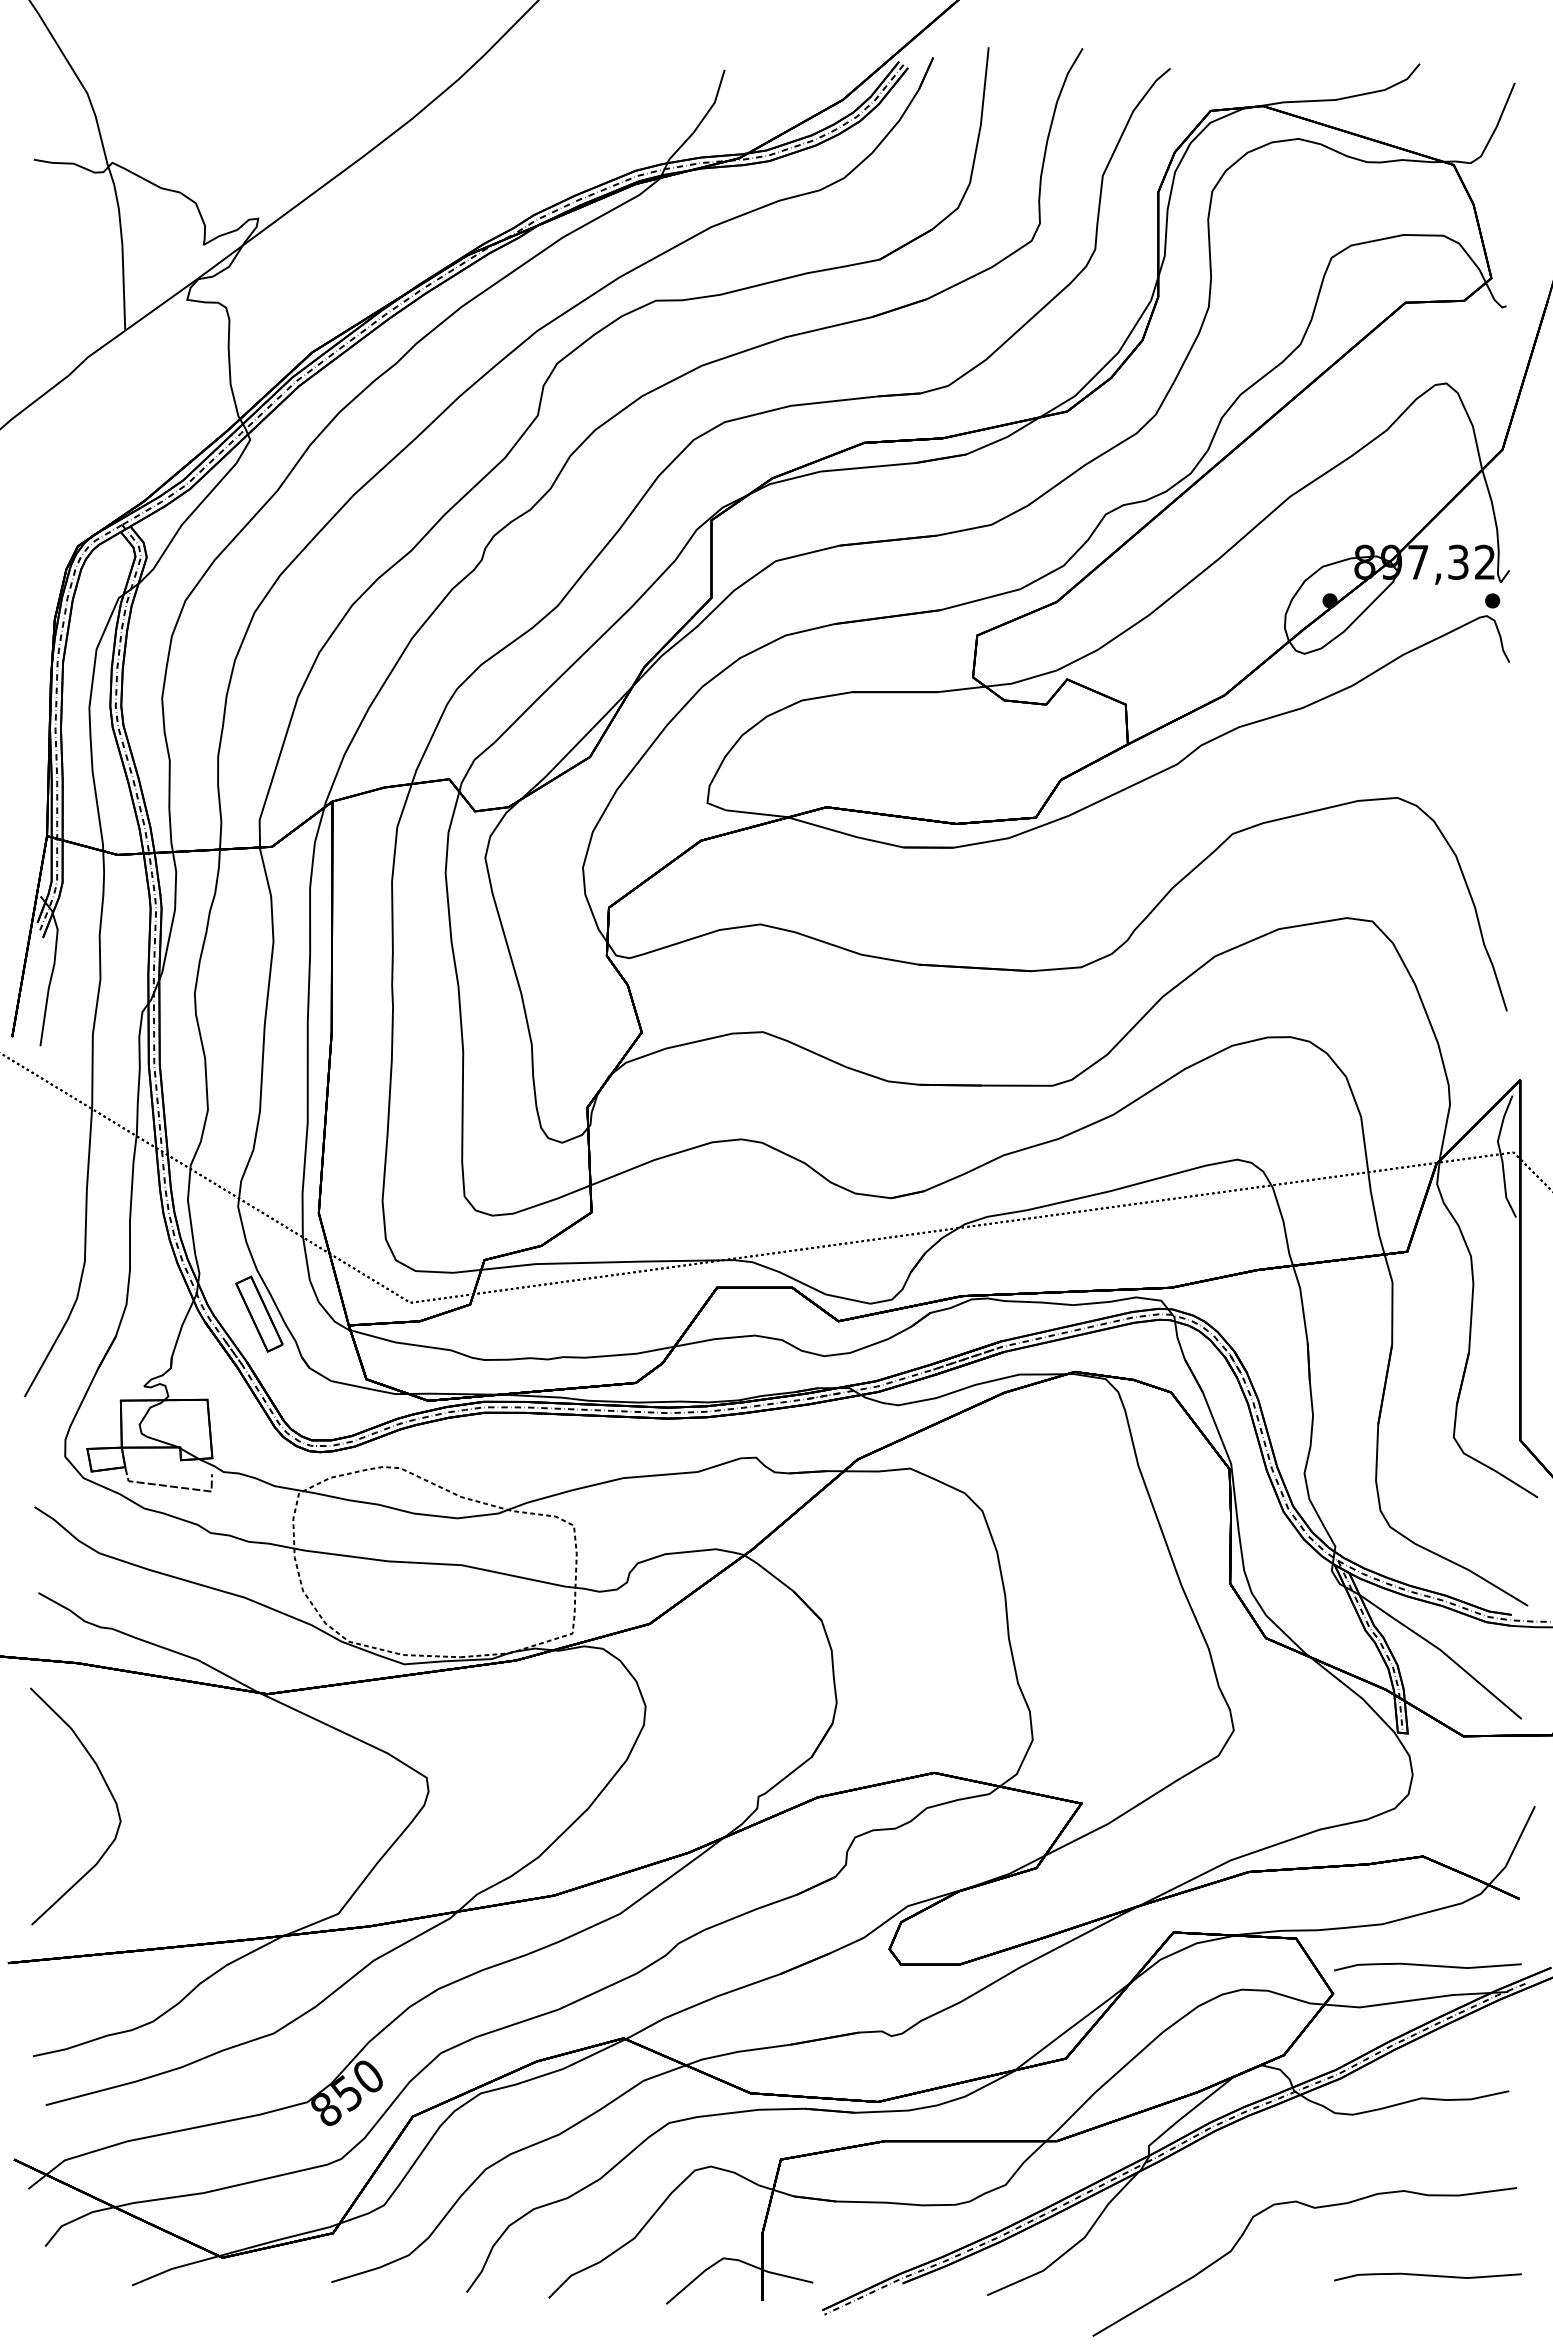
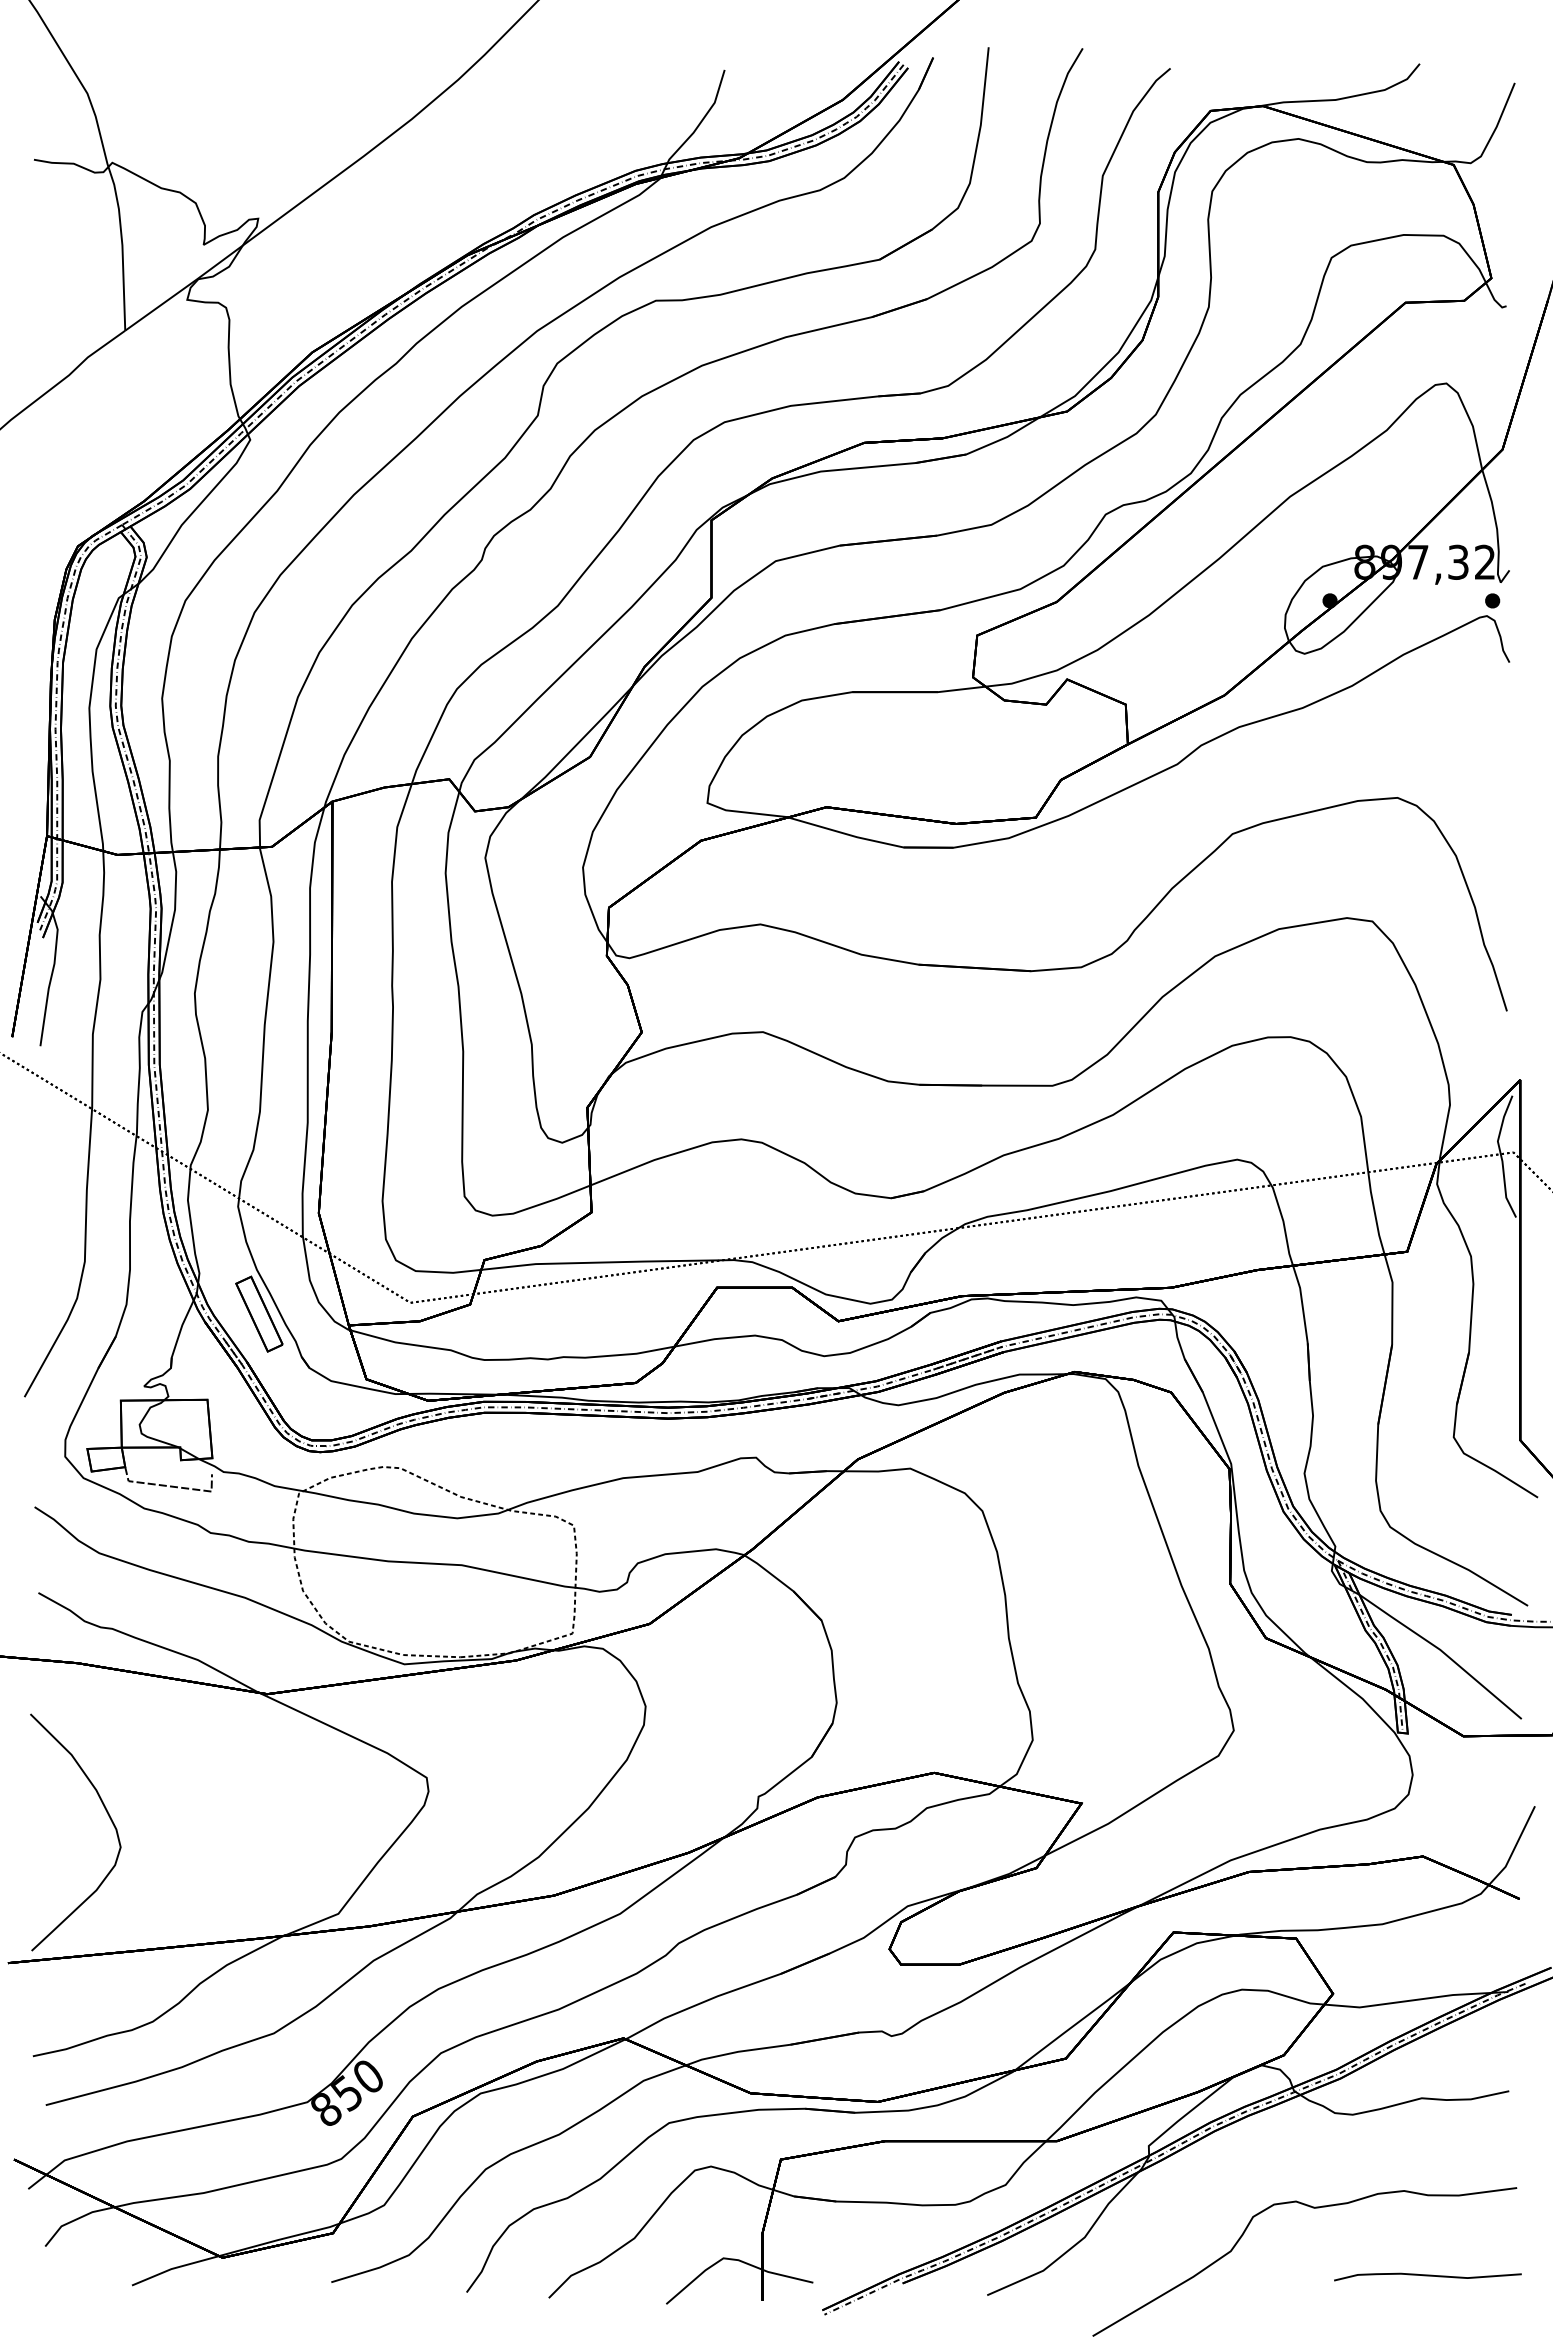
curve position: (108, 1790) -> (108, 1816) (108, 1816)
curve: present -> none (1427, 1966)
